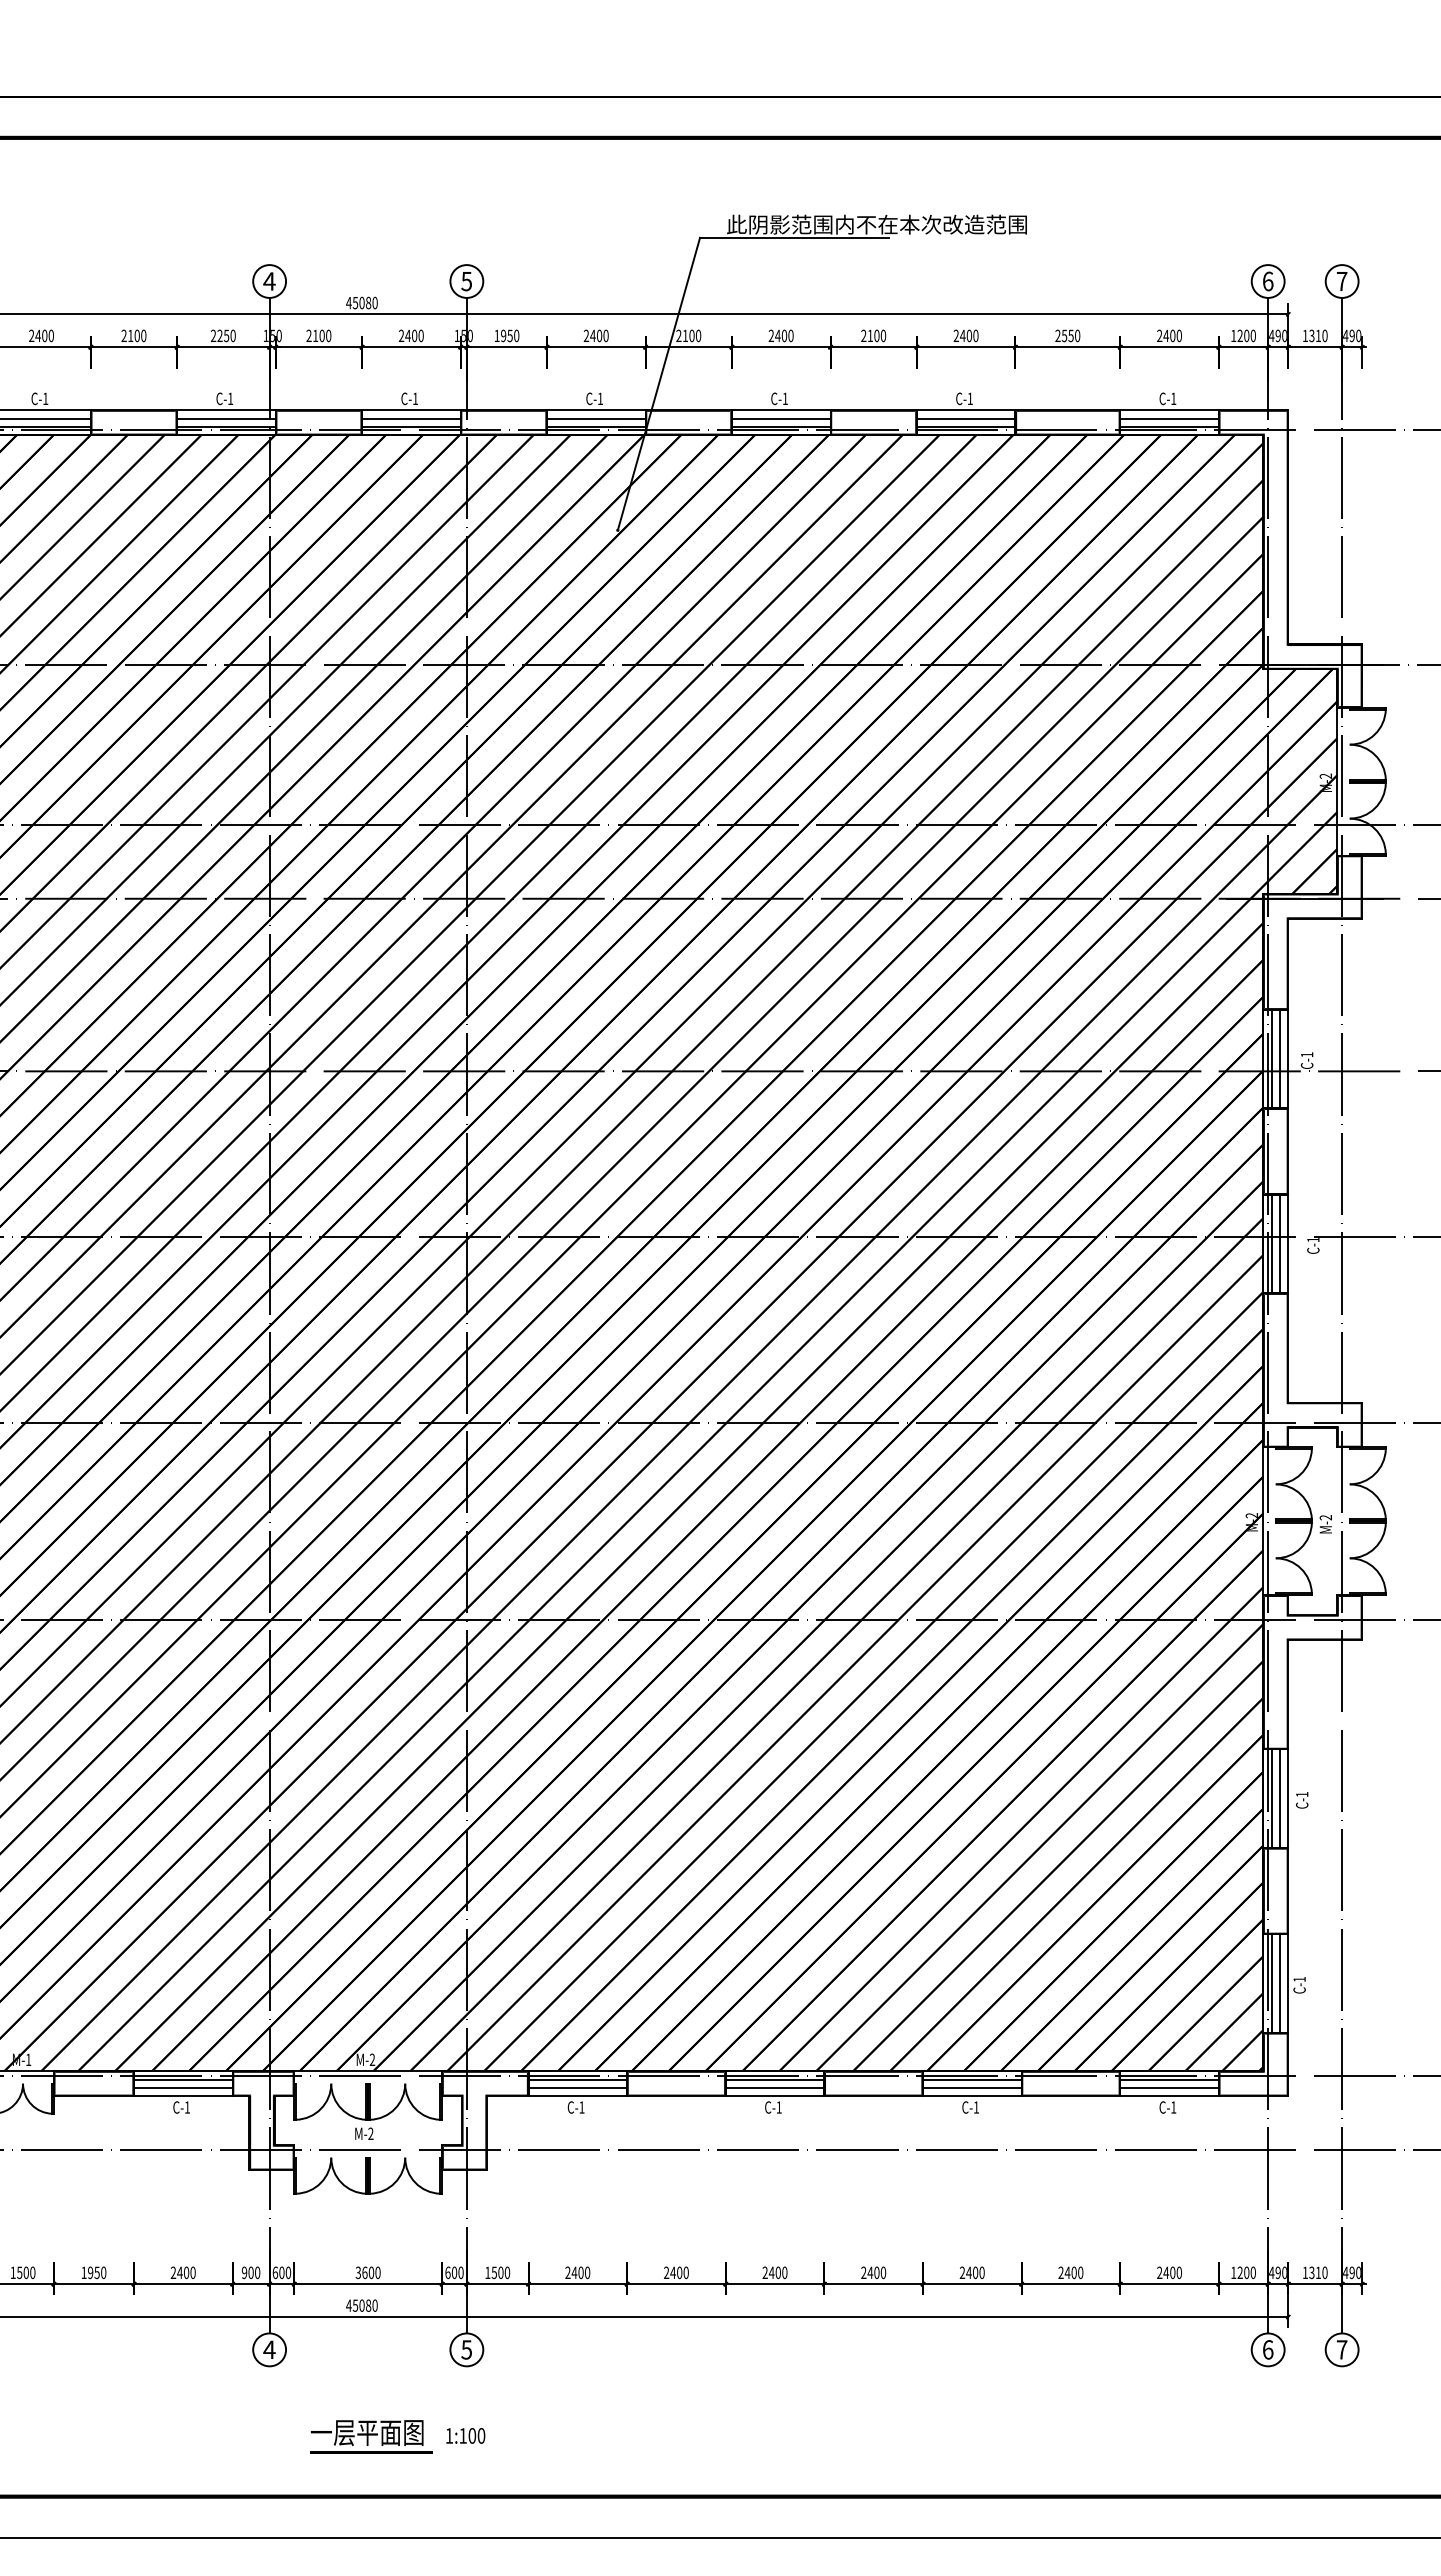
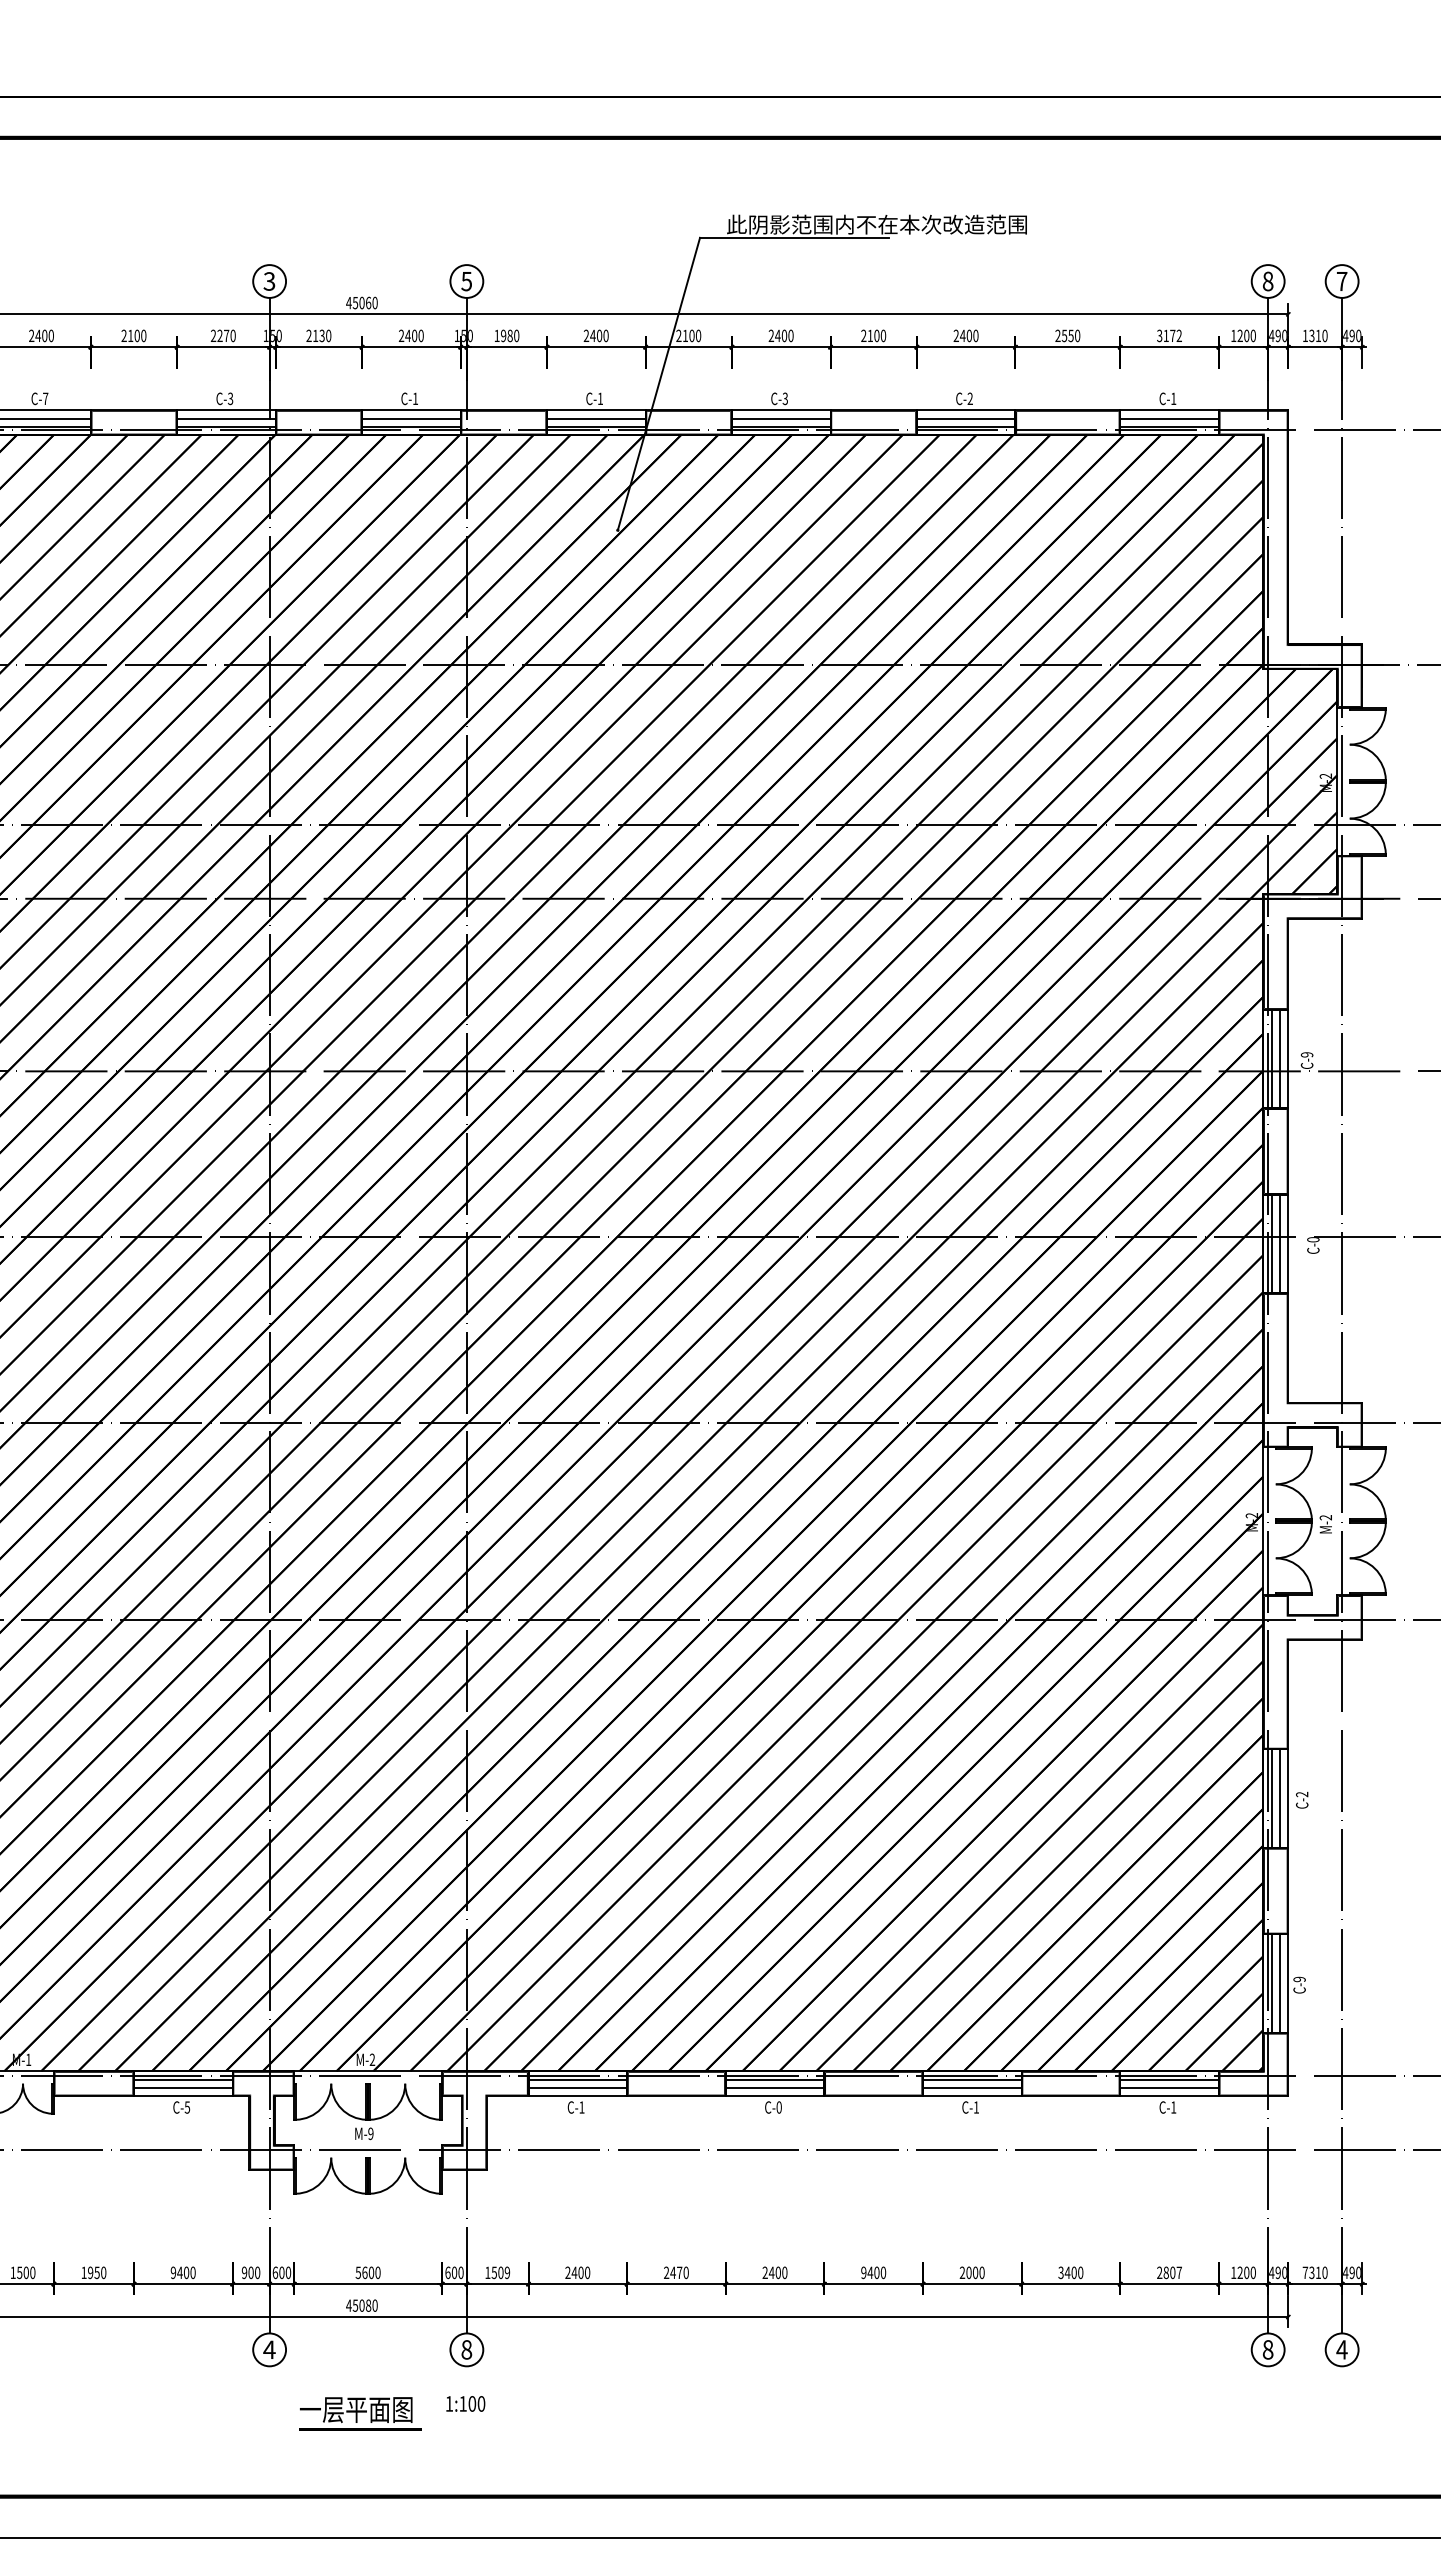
text: 4 -> 3 (269, 281)
text: 6 -> 8 (1267, 281)
text: 45080 -> 45060 (368, 302)
text: 2250 -> 2270 (226, 335)
text: 2100 -> 2130 (321, 335)
text: 1950 -> 1980 (509, 335)
text: 2400 -> 3172 (1169, 335)
text: C-1 -> C-7 (45, 398)
text: C-1 -> C-3 (230, 398)
text: C-1 -> C-3 (784, 398)
text: C-1 -> C-2 (969, 398)
text: C-1 -> C-9 (1306, 1054)
text: C-1 -> C-0 (1313, 1239)
text: C-1 -> C-2 (1301, 1794)
text: C-1 -> C-9 (1299, 1979)
text: C-1 -> C-5 (187, 2107)
text: C-1 -> C-0 (778, 2107)
text: M-2 -> M-9 (370, 2134)
text: 3600 -> 5600 (358, 2271)
text: 1500 -> 1509 (507, 2272)
text: 2400 -> 2470 (679, 2272)
text: 2400 -> 2000 (968, 2272)
text: 2400 -> 2807 (1172, 2272)
text: 1310 -> 7310 (1305, 2272)
text: 2400 -> 9400 (173, 2273)
text: 2400 -> 9400 (863, 2273)
text: 2400 -> 3400 (1060, 2273)
text: 5 -> 8 (466, 2349)
text: 6 -> 8 (1267, 2349)
text: 7 -> 4 (1341, 2349)
text position: (465, 2435) -> (465, 2403) (465, 2403)
text position: (371, 2436) -> (360, 2413) (360, 2413)
